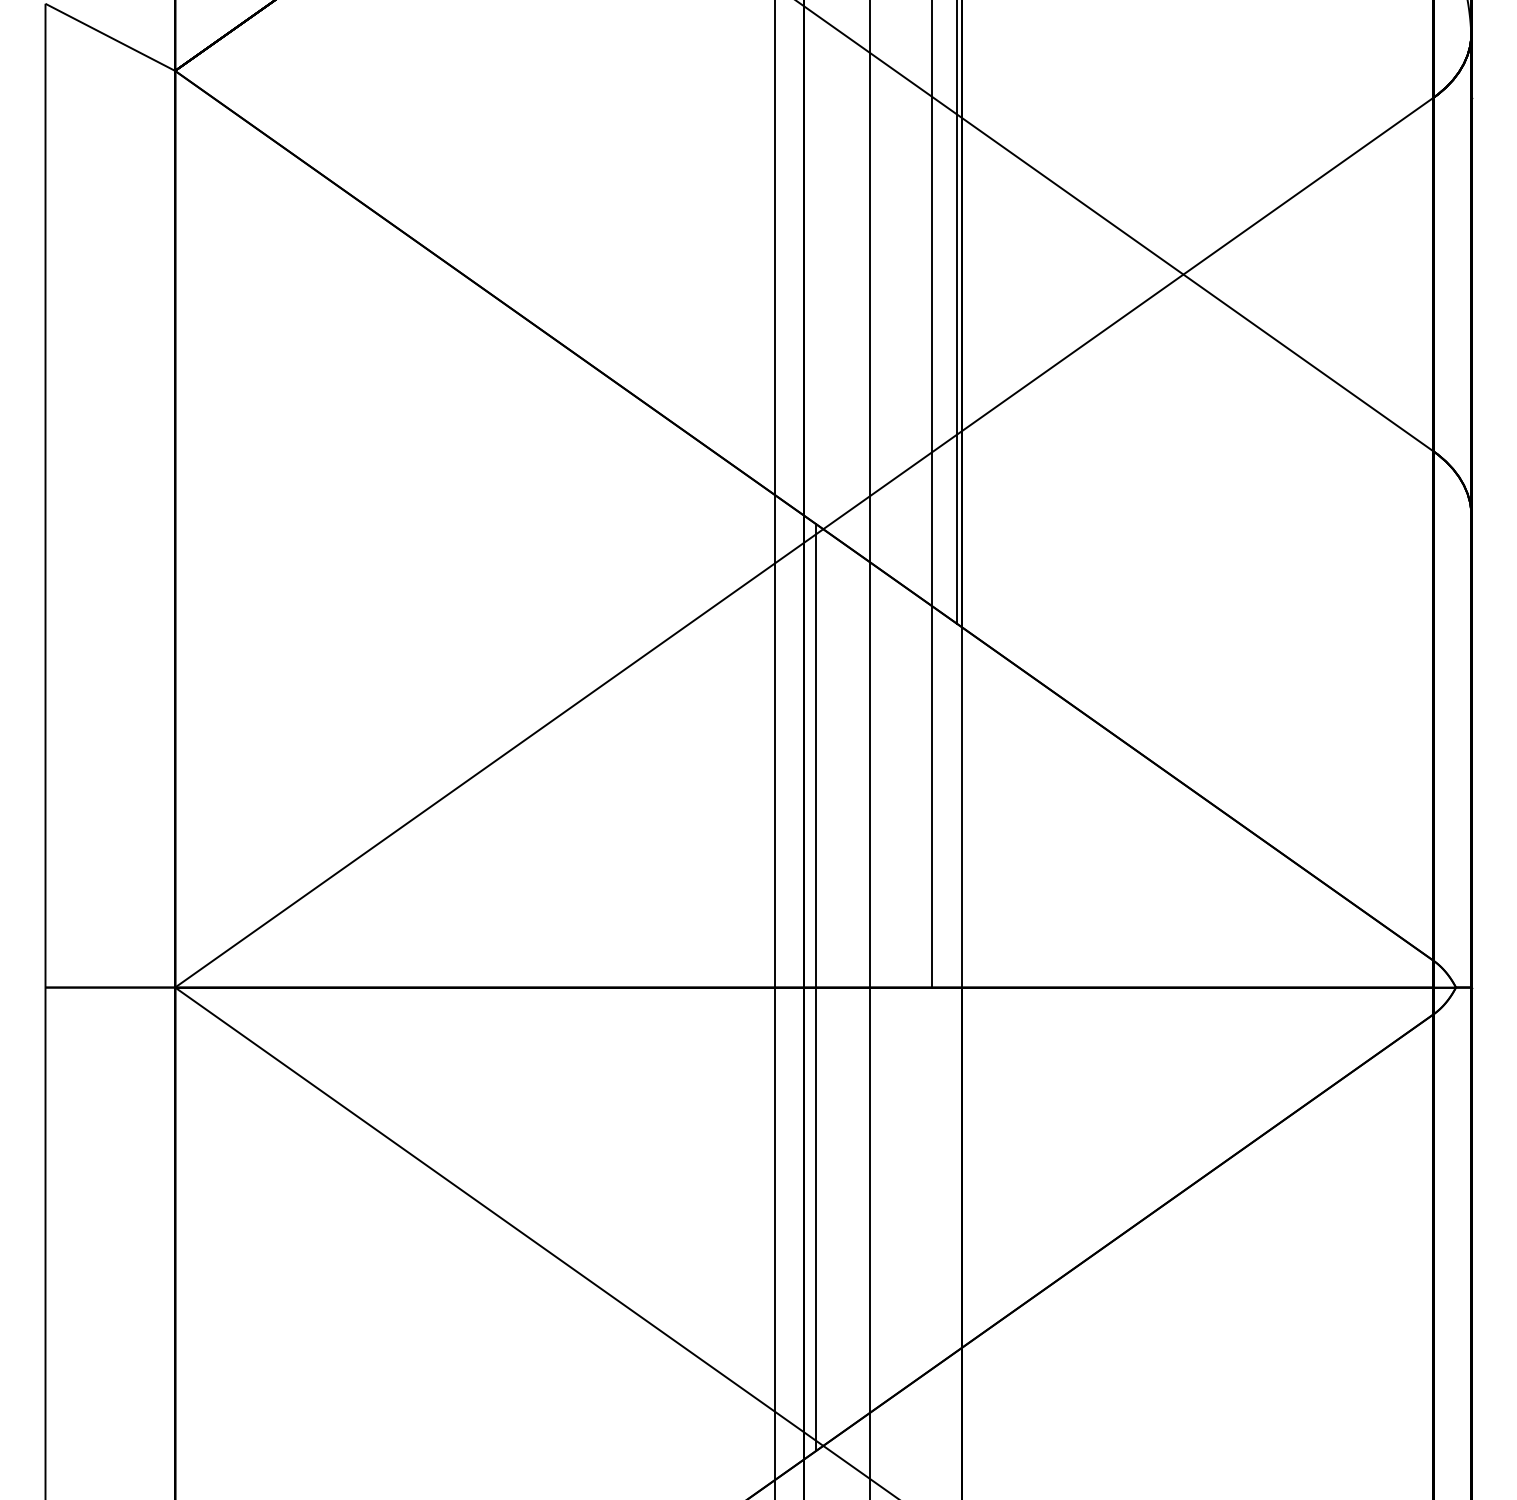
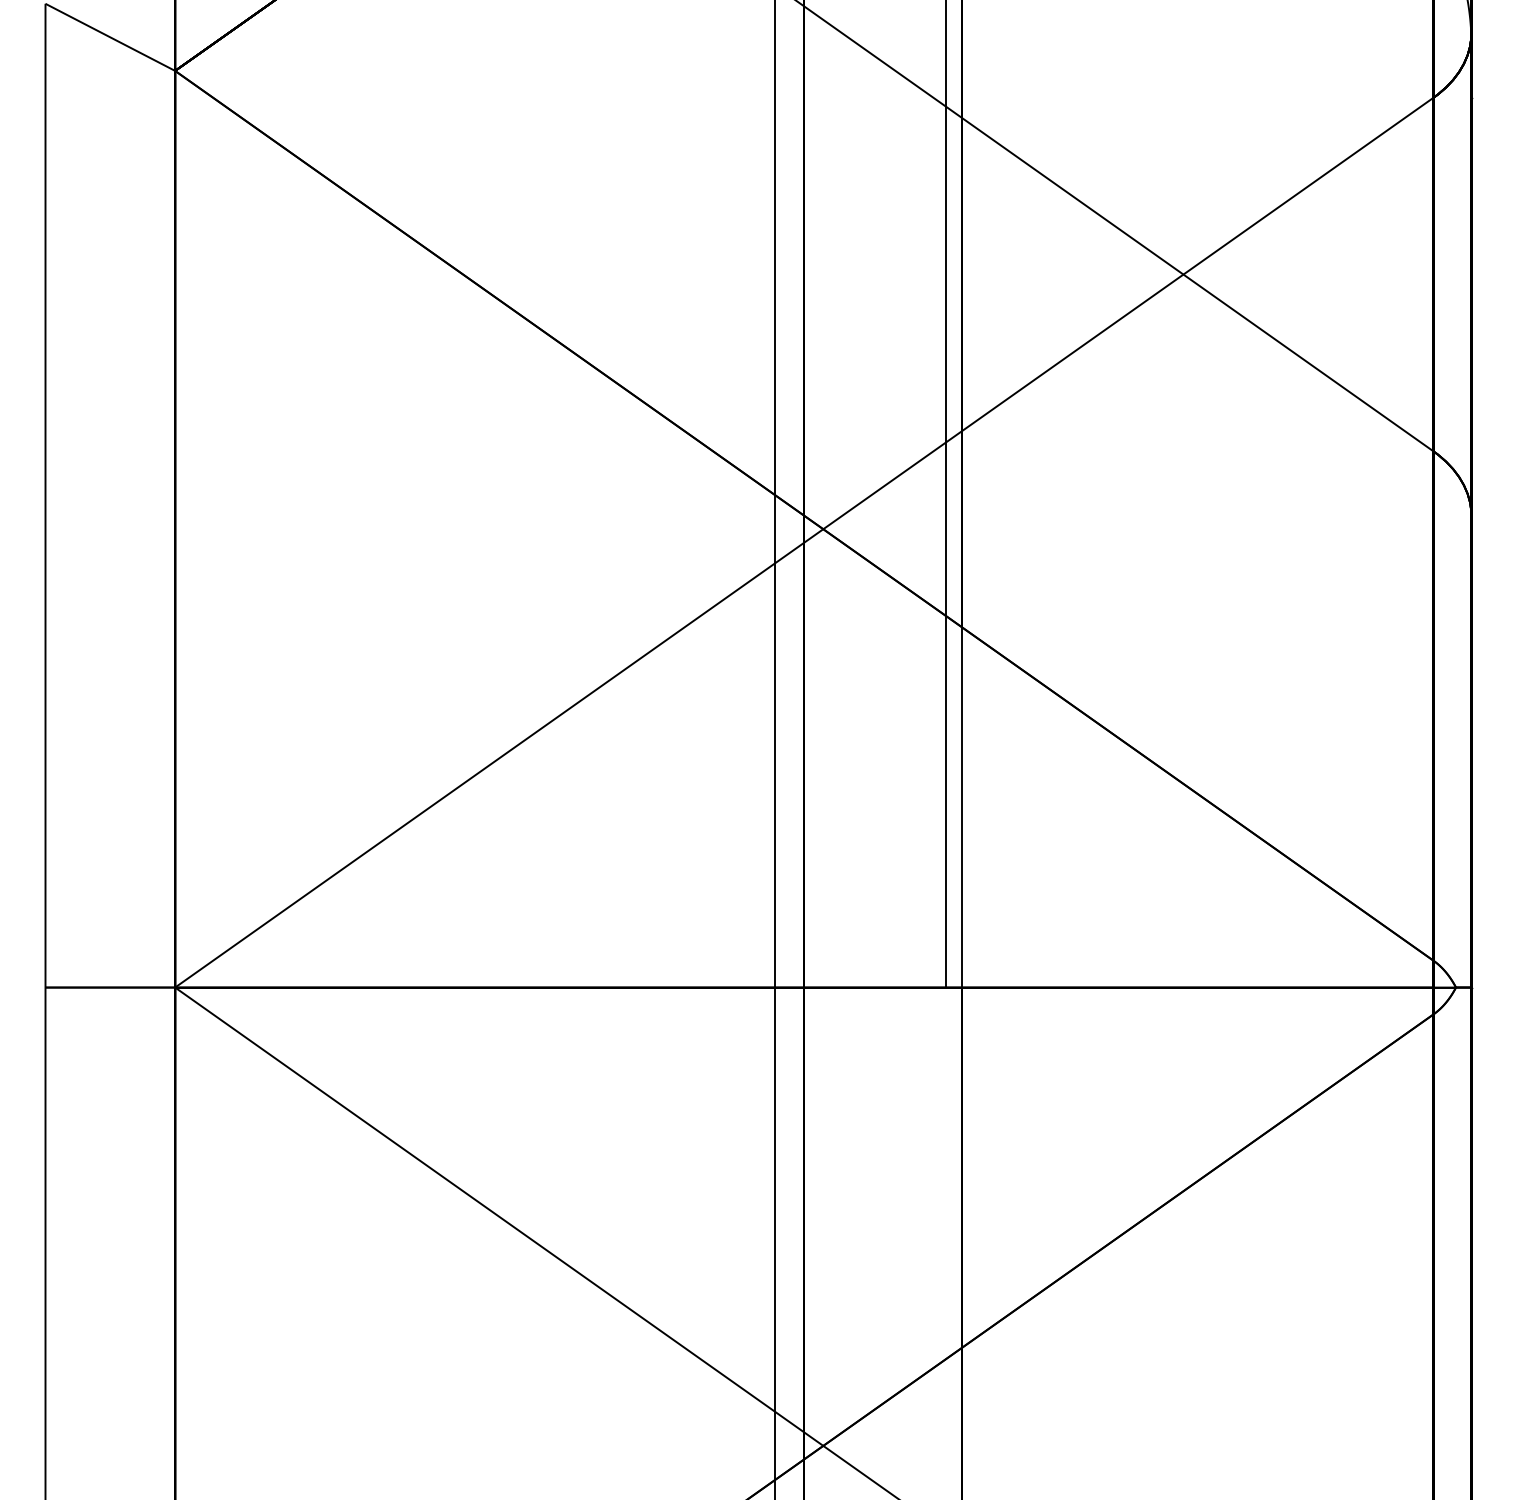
line: present -> none (957, 312)
line position: (932, 494) -> (946, 494) (946, 494)
line: present -> none (869, 749)
line: present -> none (815, 987)
